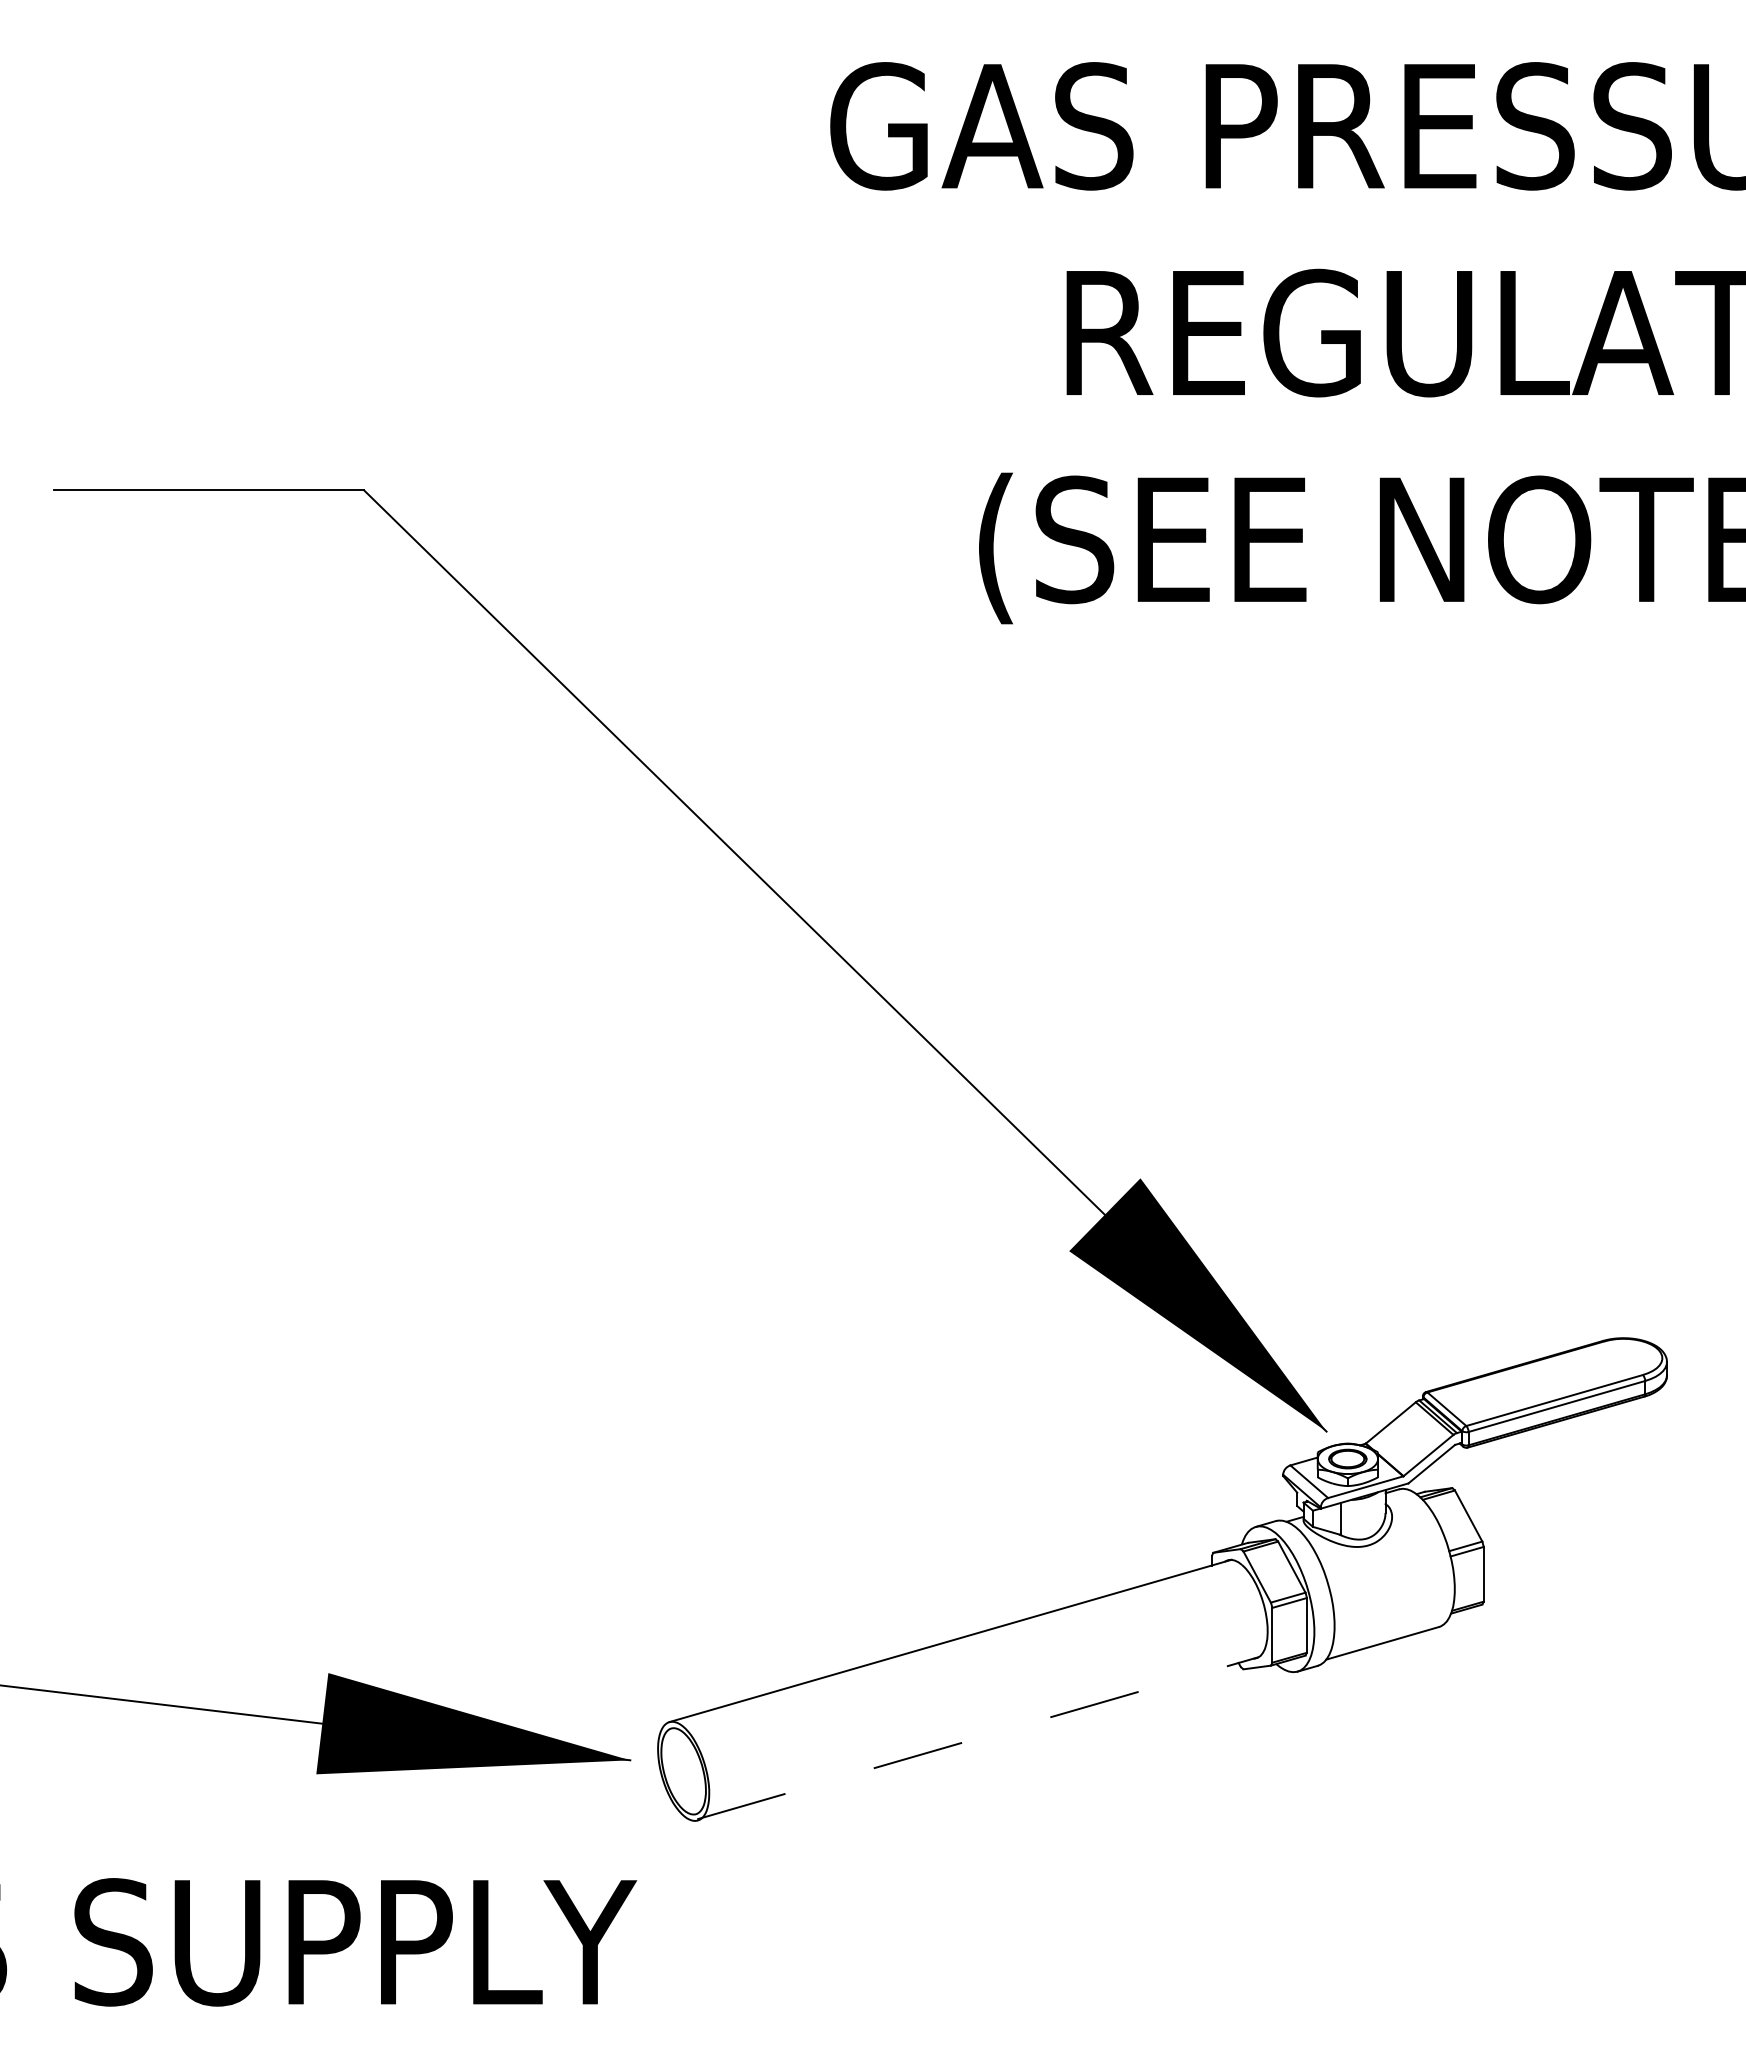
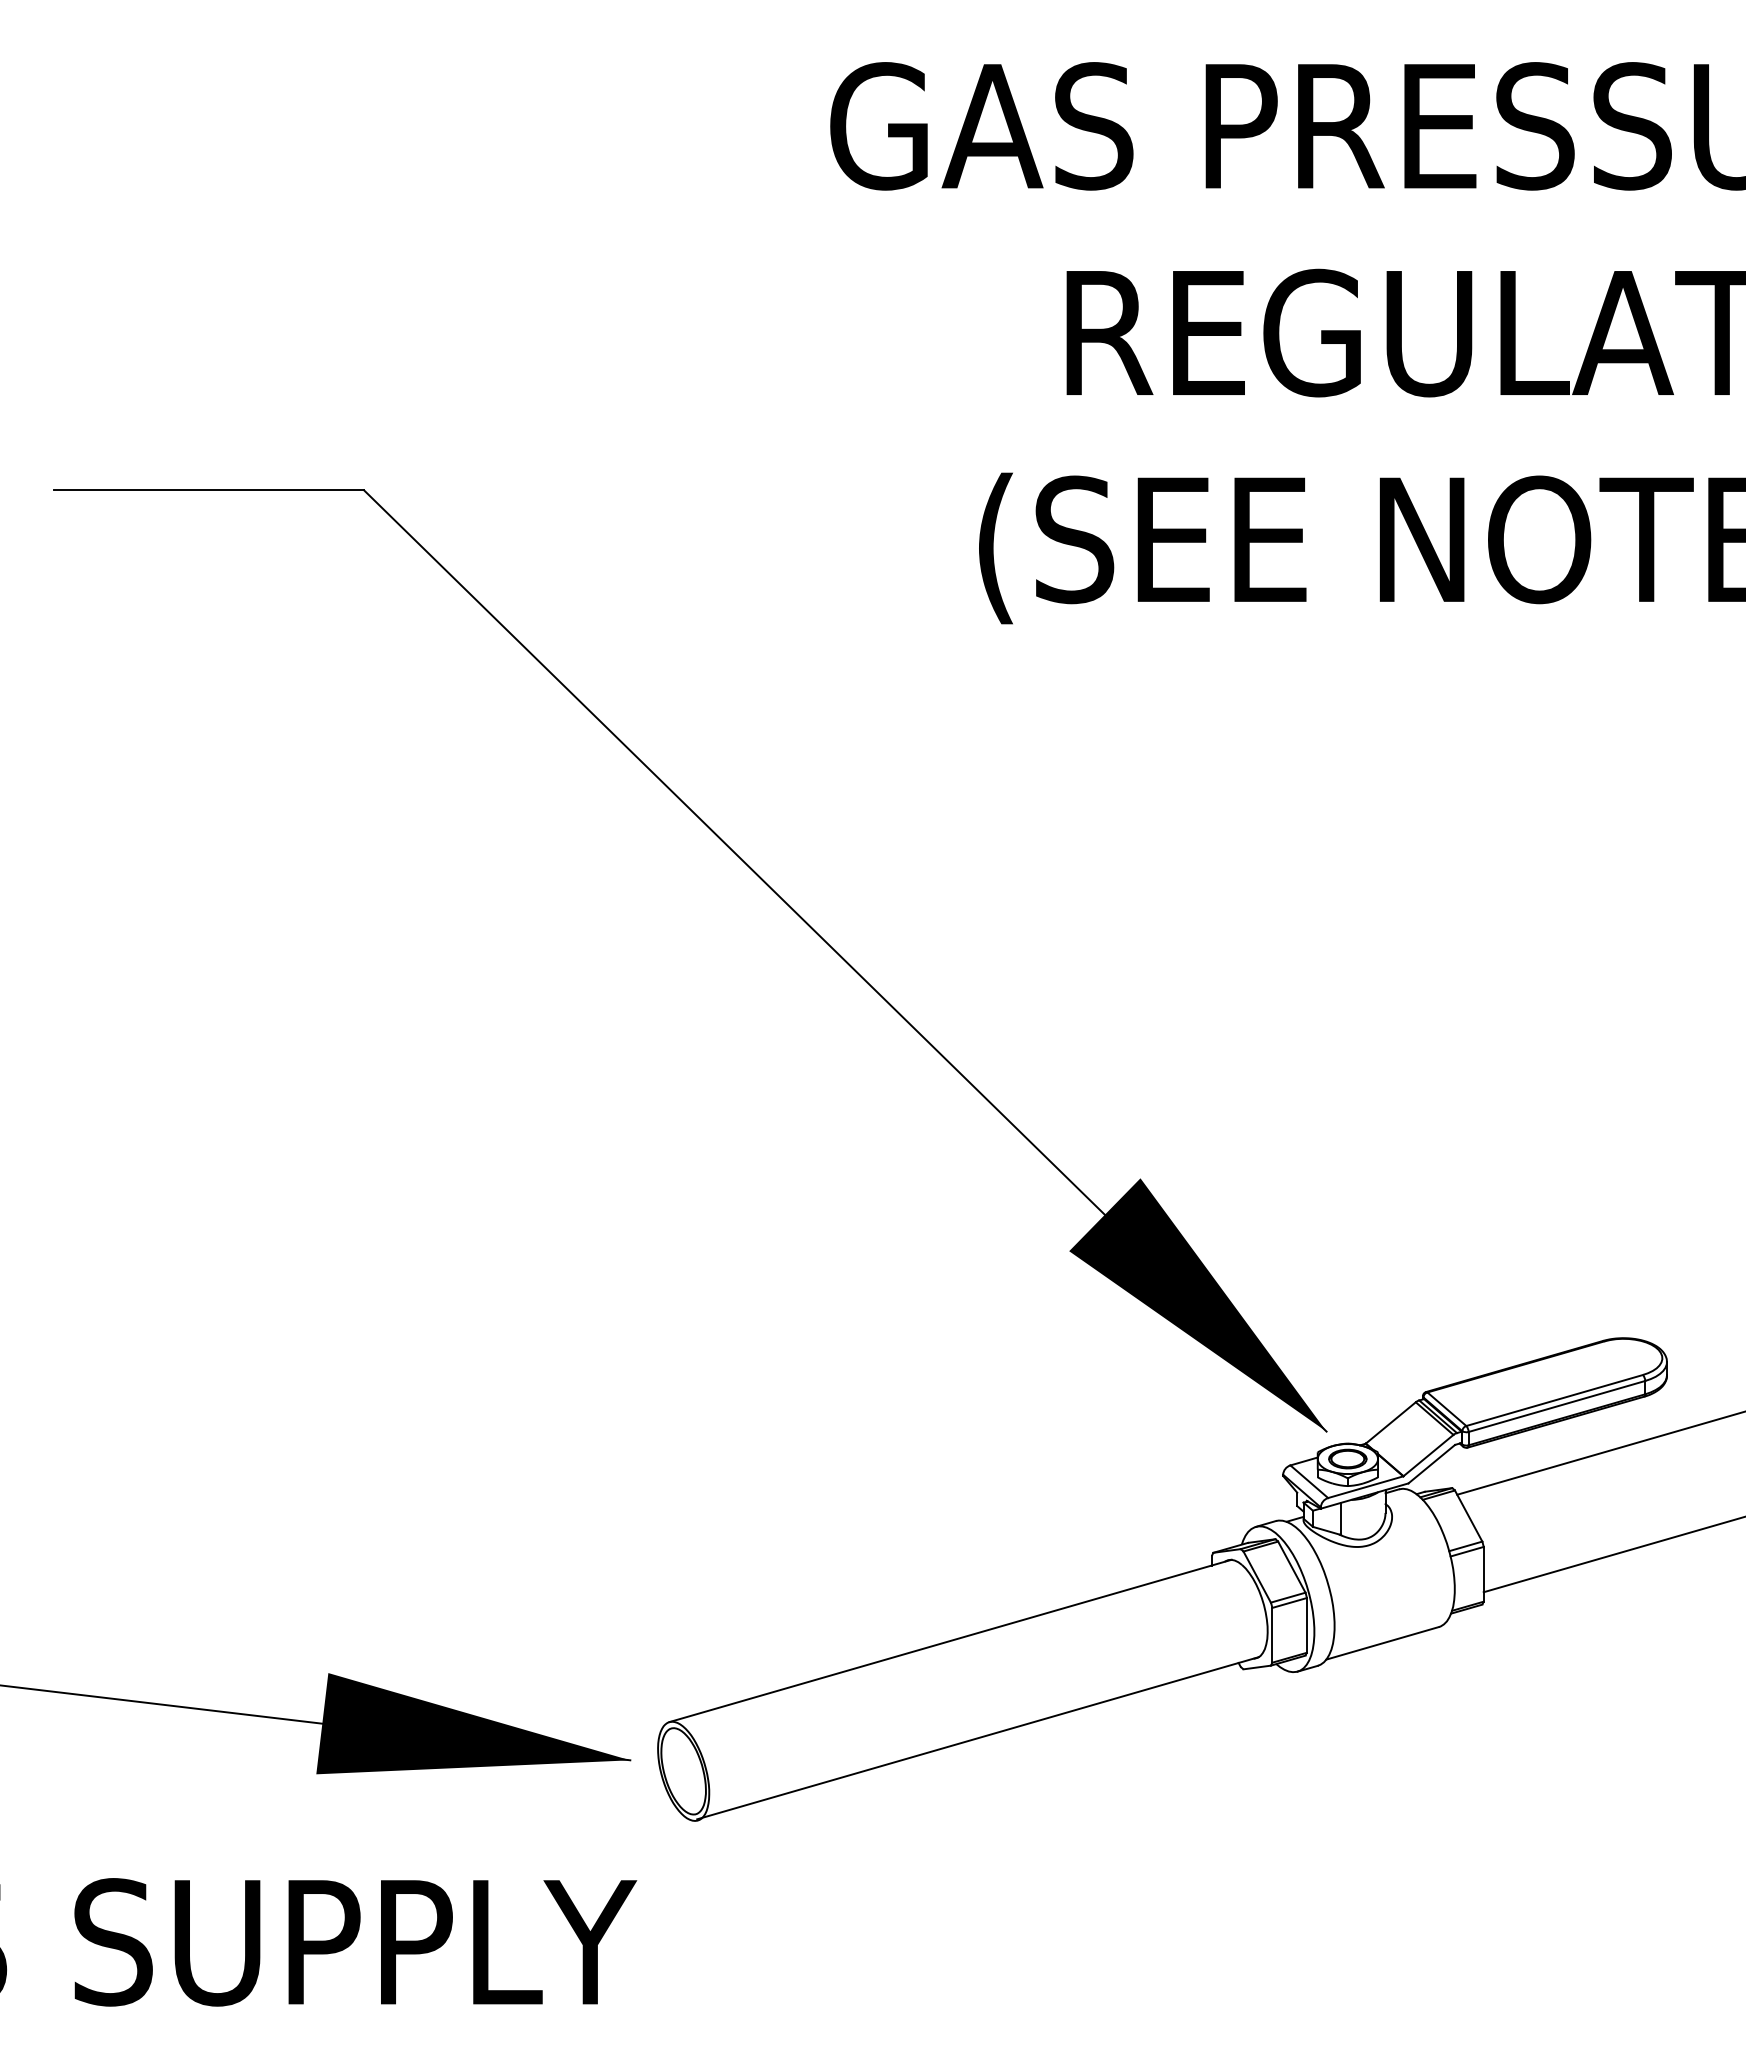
line: none -> present (1599, 1453)
line: none -> present (1612, 1554)
line: dashed -> solid (978, 1738)
